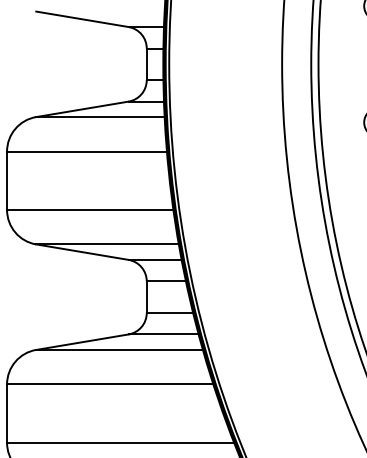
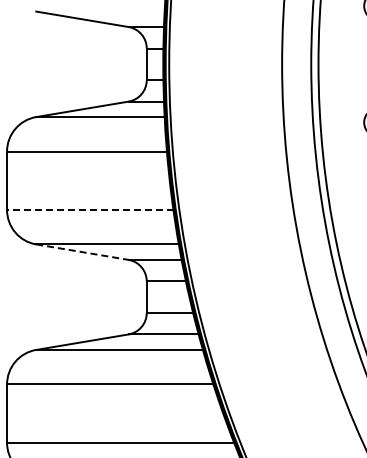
line: solid -> dashed (89, 209)
line: solid -> dashed (82, 252)
